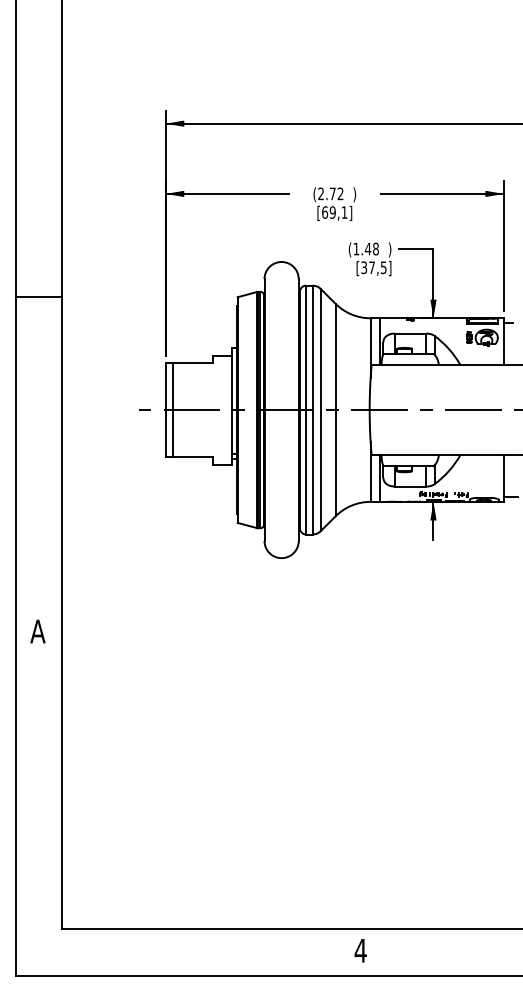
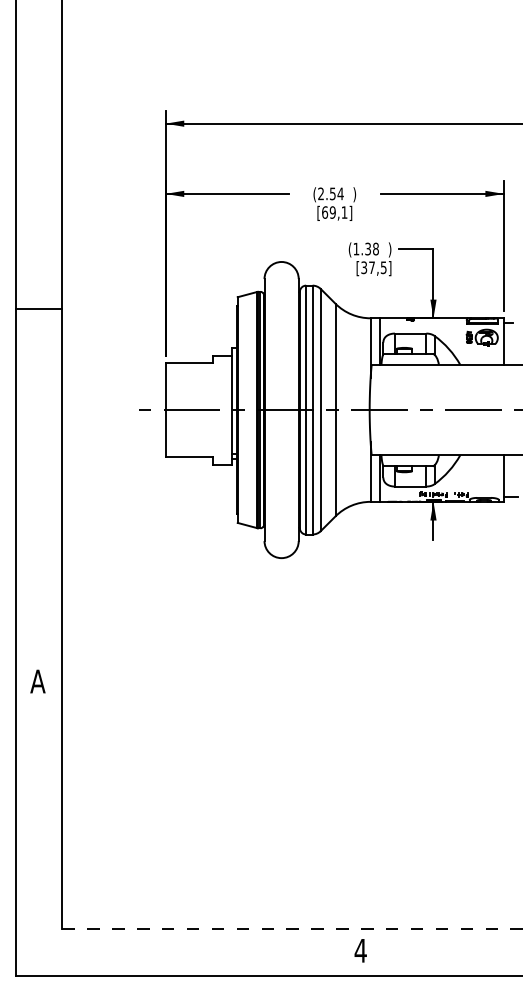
text: (2.72 -> (2.54 (336, 193)
text: (1.48 -> (1.38 (367, 248)
line position: (38, 296) -> (38, 308) (38, 308)
line: present -> none (173, 409)
text position: (37, 631) -> (37, 681) (37, 681)
line: solid -> dashed (292, 929)
